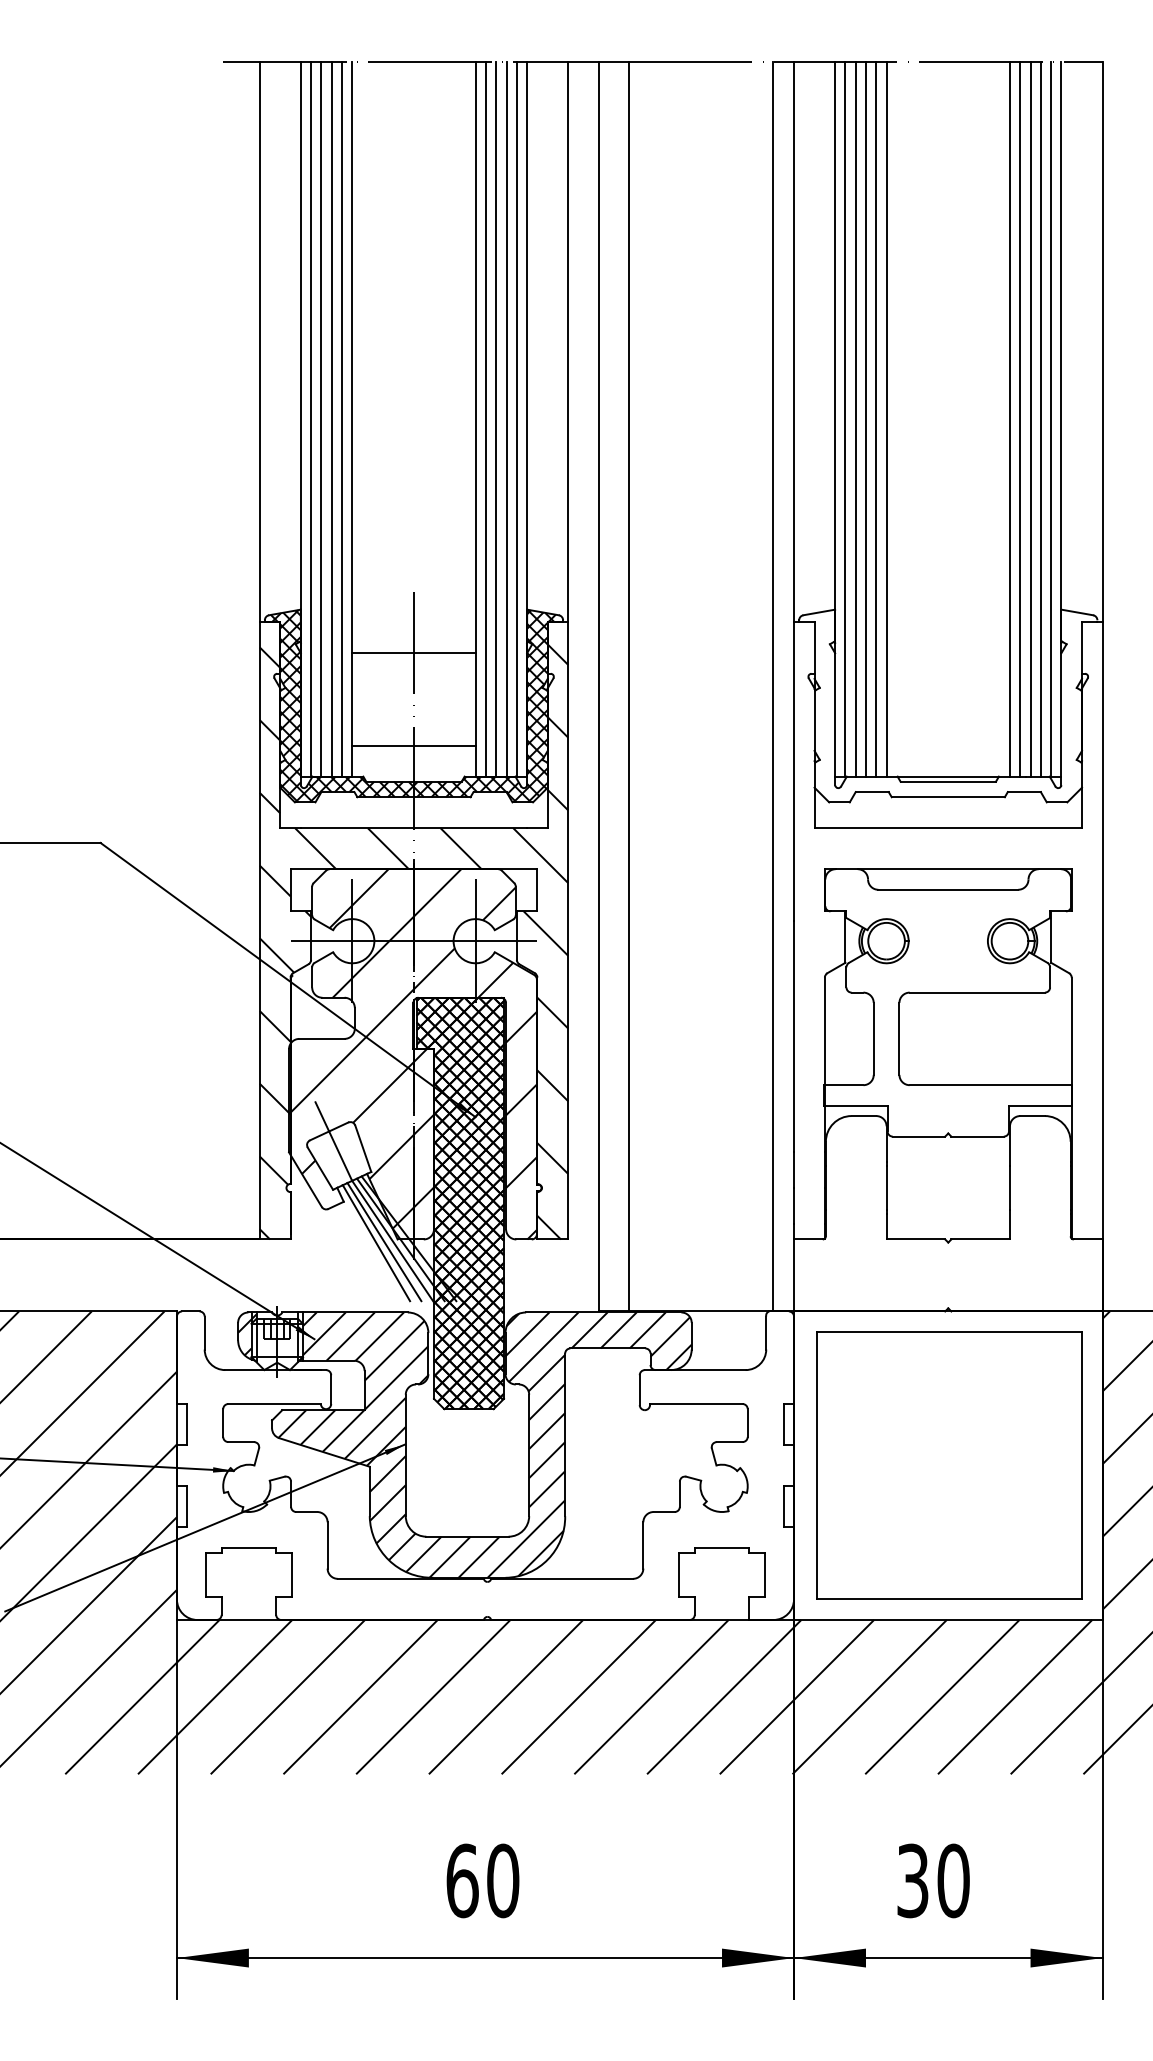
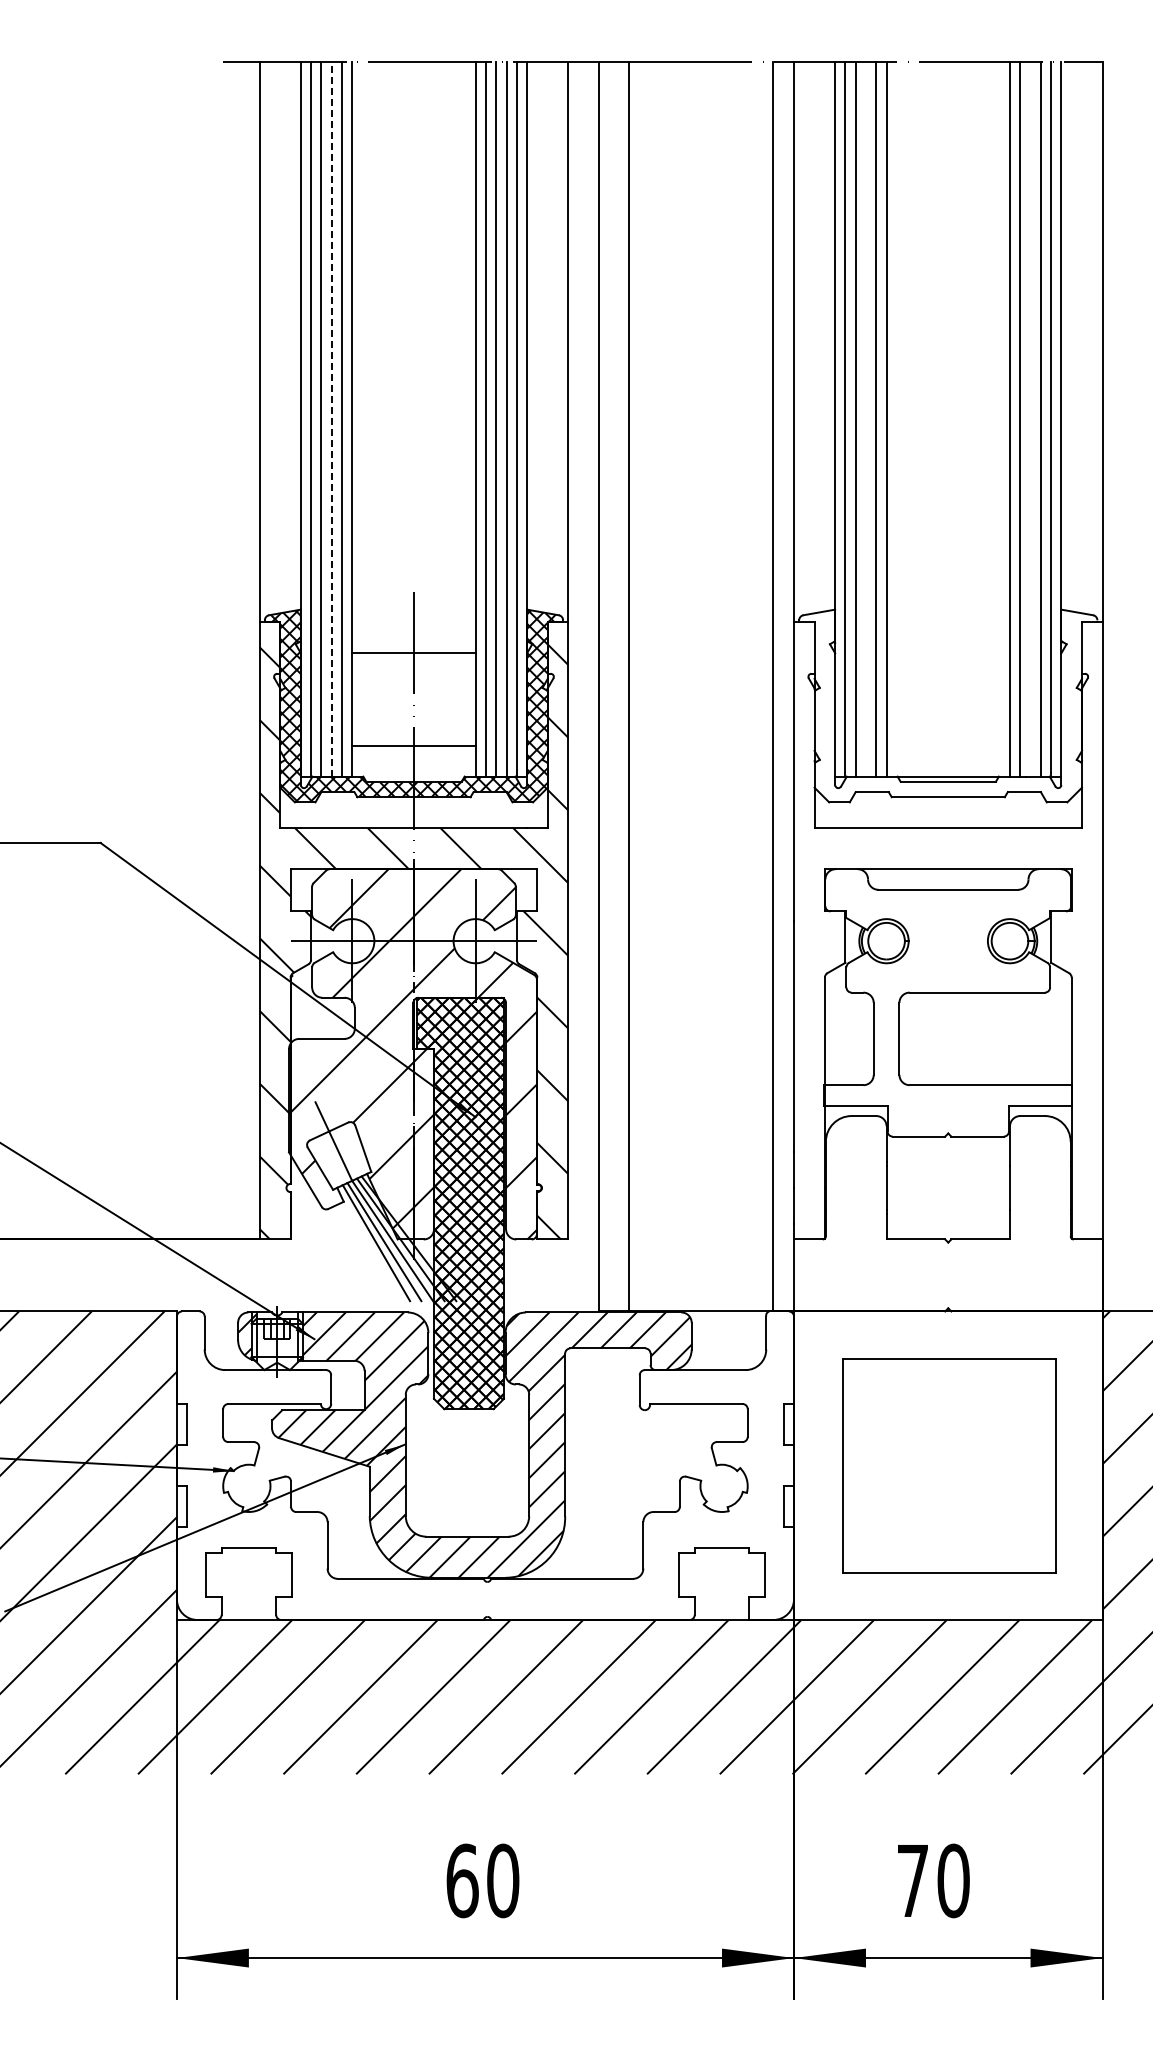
line: solid -> dashed (331, 418)
line: present -> none (866, 418)
line: present -> none (1030, 418)
part size: 267x269 px -> 215x216 px (949, 1465)
text: 30 -> 70 (912, 1880)
